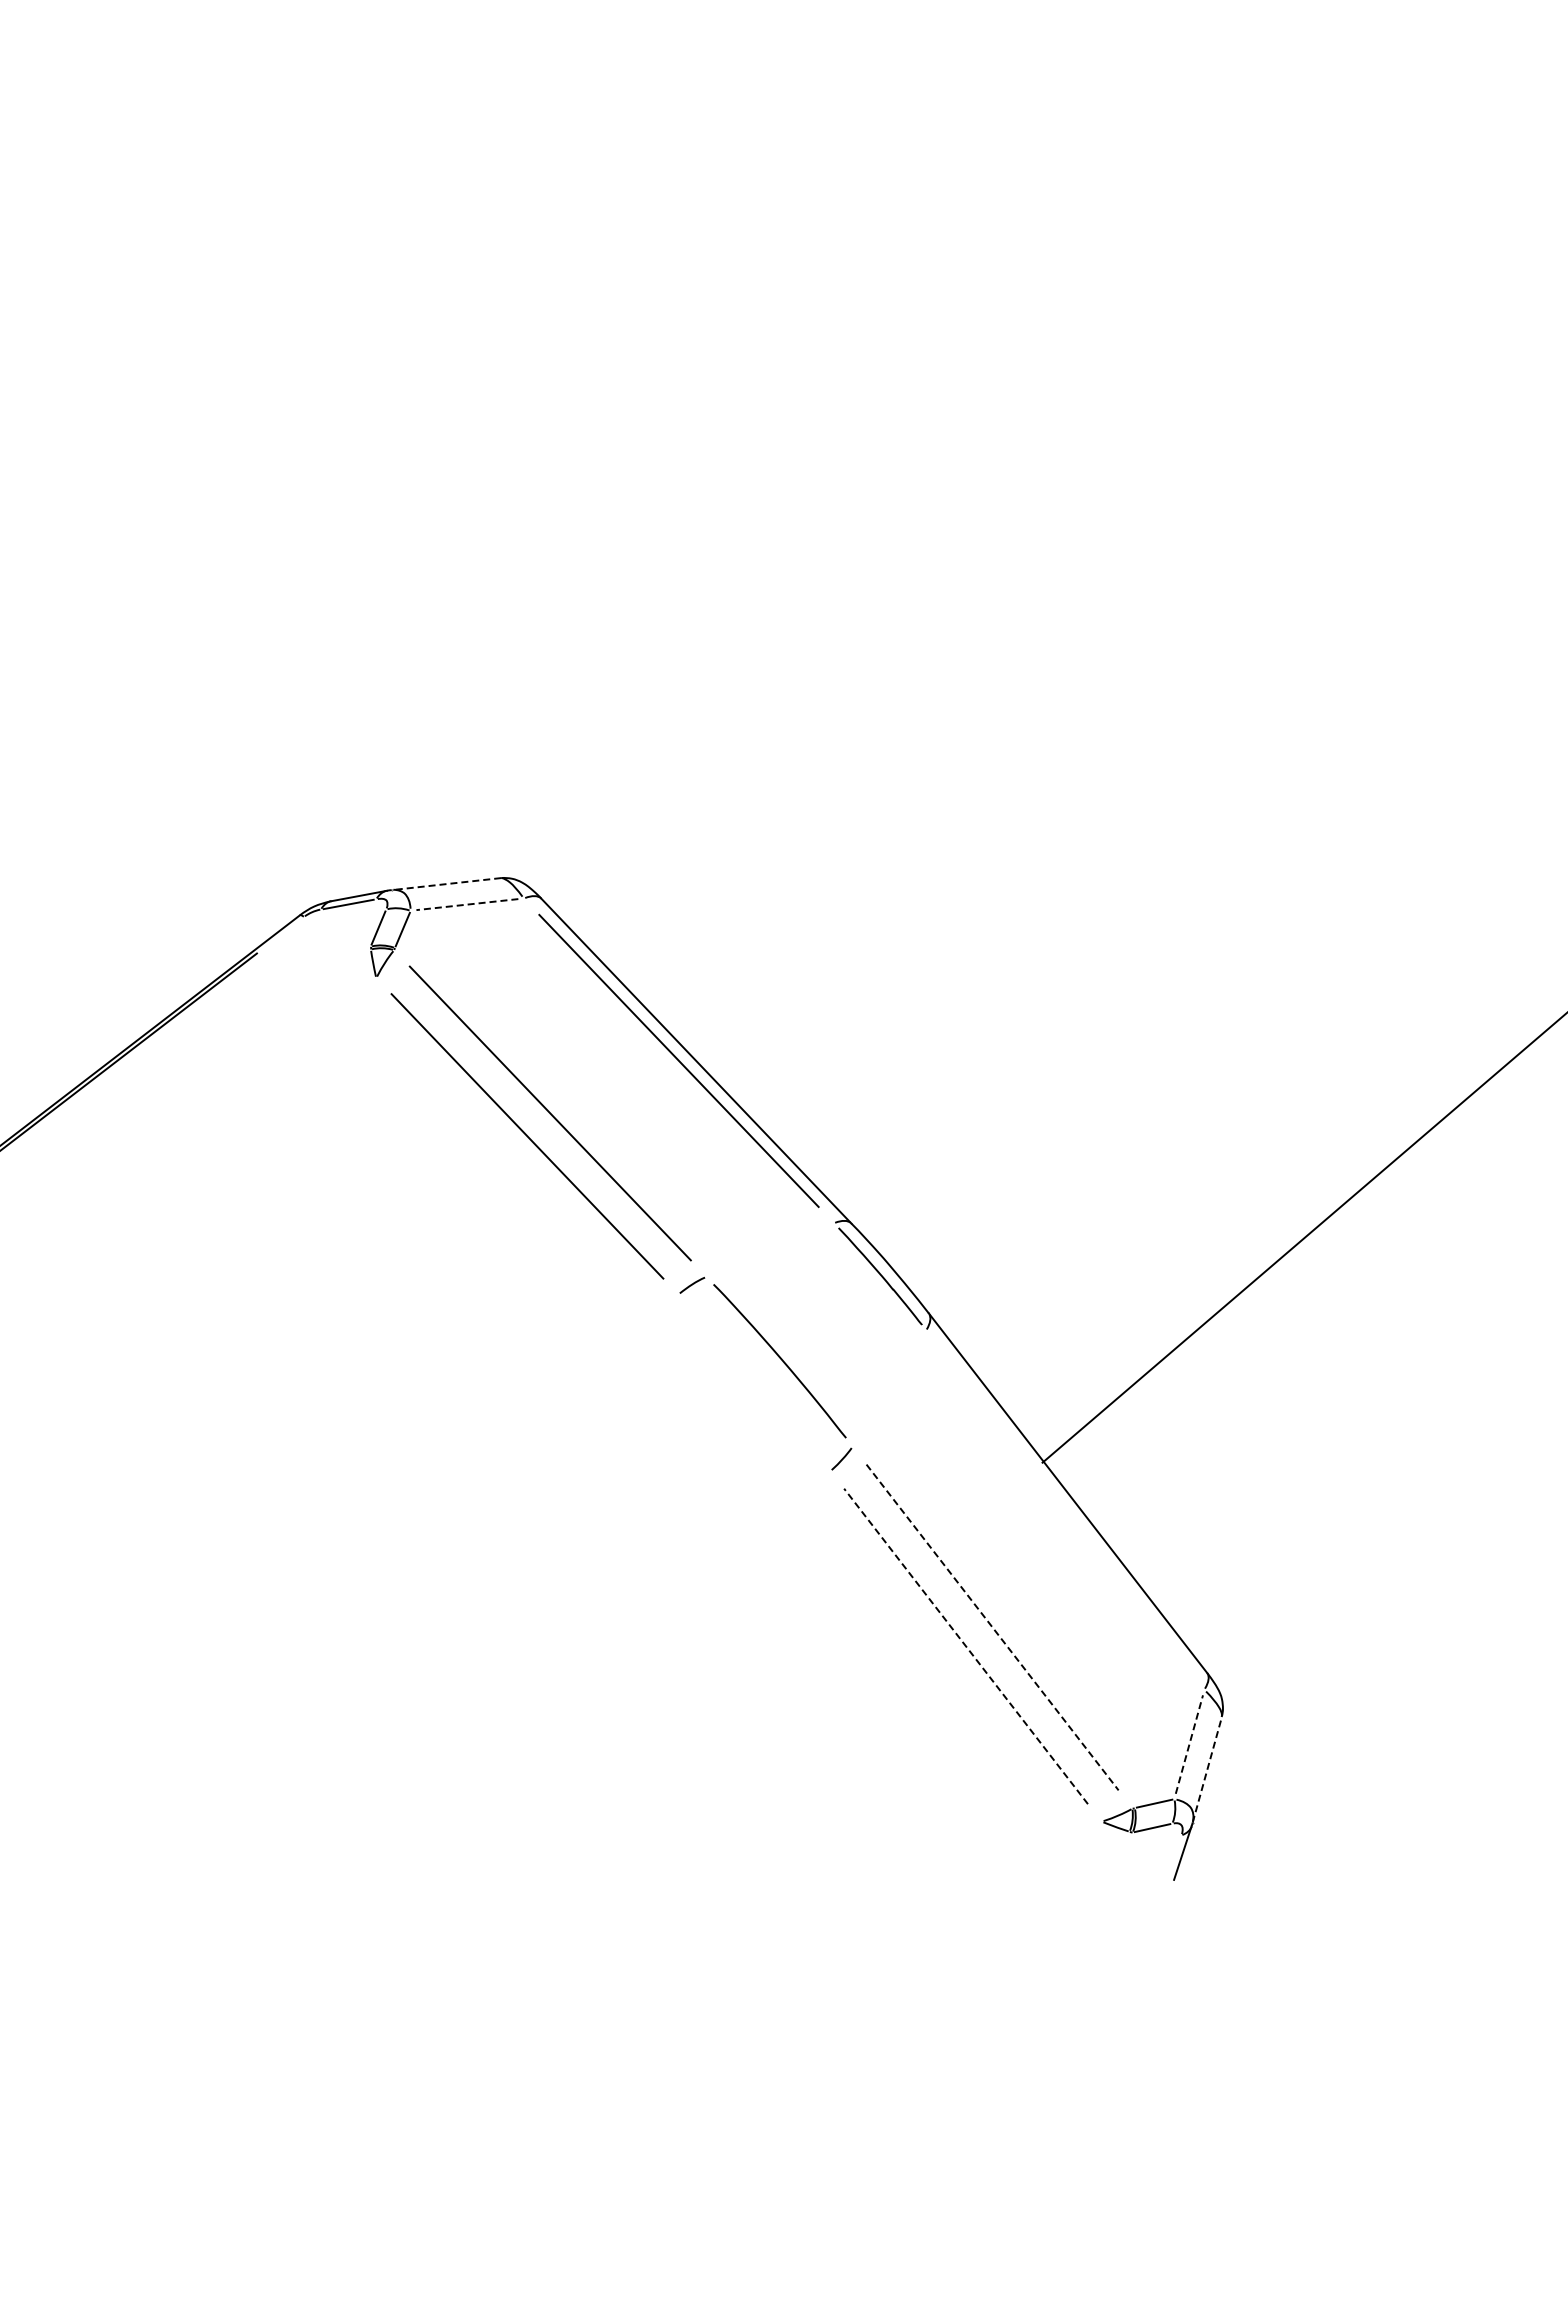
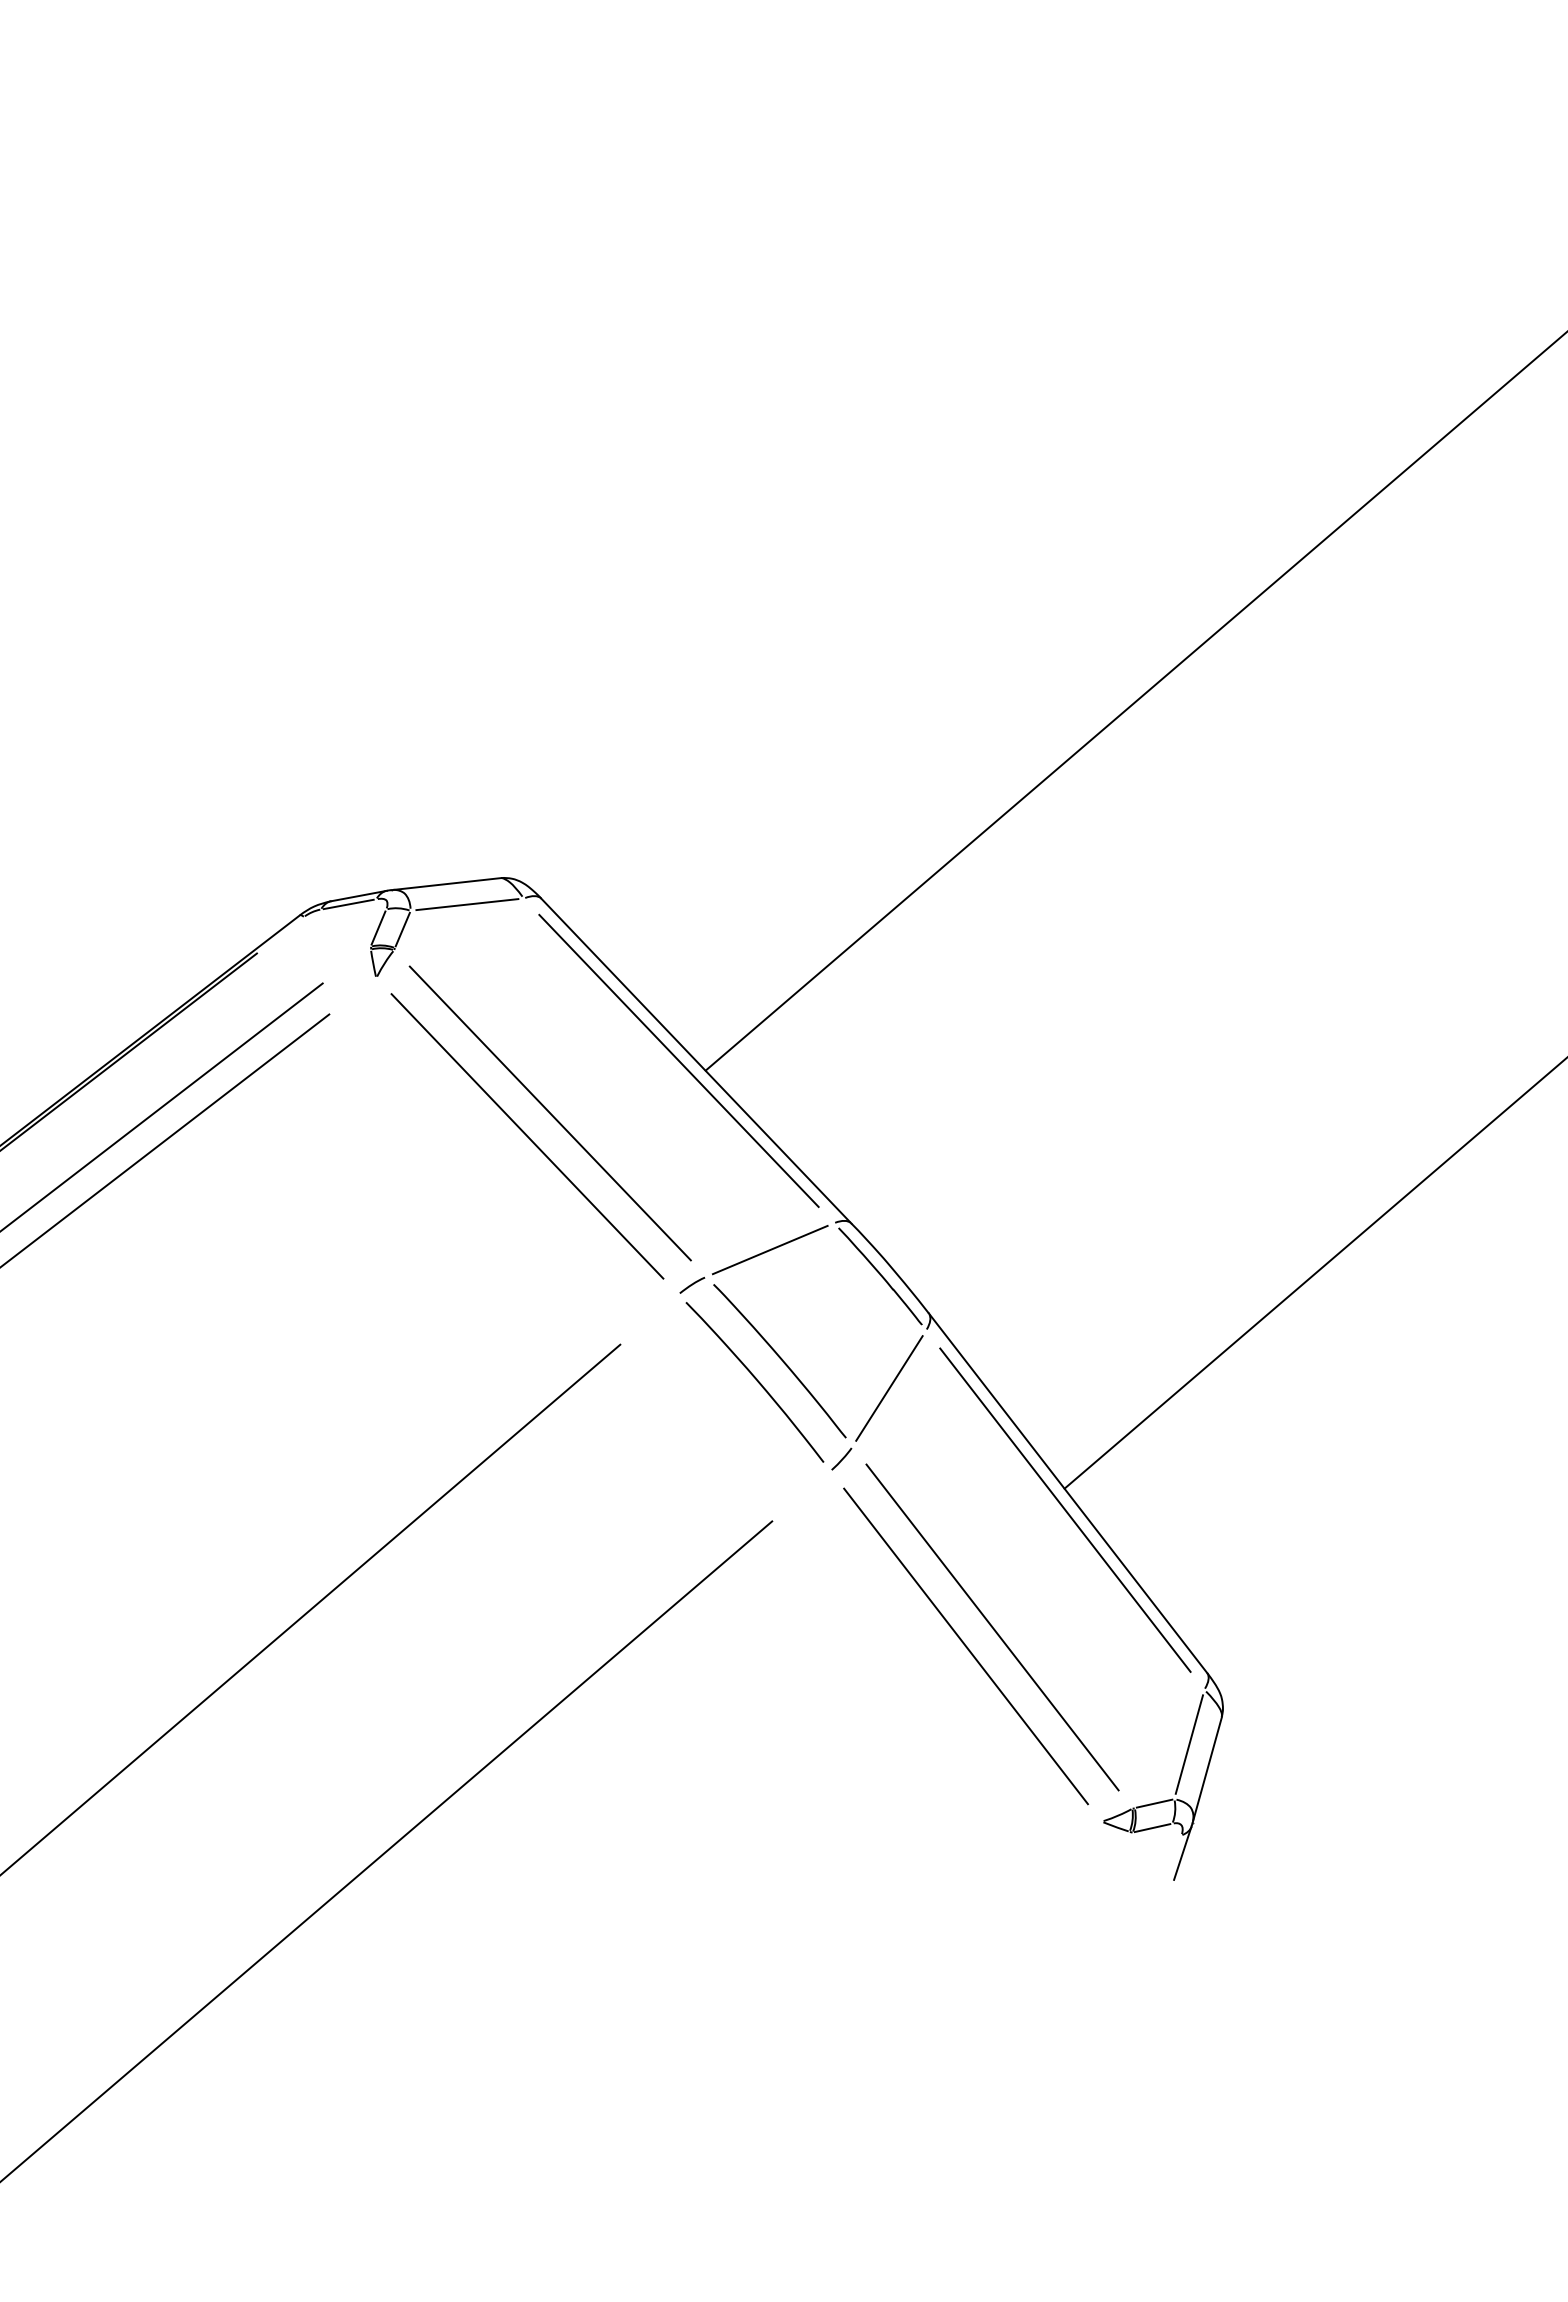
line: none -> present (1134, 702)
line: dashed -> solid (445, 884)
line: dashed -> solid (466, 904)
line: none -> present (162, 1106)
line: none -> present (165, 1139)
line position: (1303, 1238) -> (1314, 1273) (1314, 1273)
line: none -> present (769, 1249)
curve: none -> present (756, 1380)
line: none -> present (889, 1388)
line: none -> present (1065, 1509)
line: none -> present (311, 1608)
line: dashed -> solid (992, 1627)
line: dashed -> solid (965, 1646)
line: dashed -> solid (1189, 1744)
line: dashed -> solid (1207, 1769)
line: none -> present (387, 1850)
